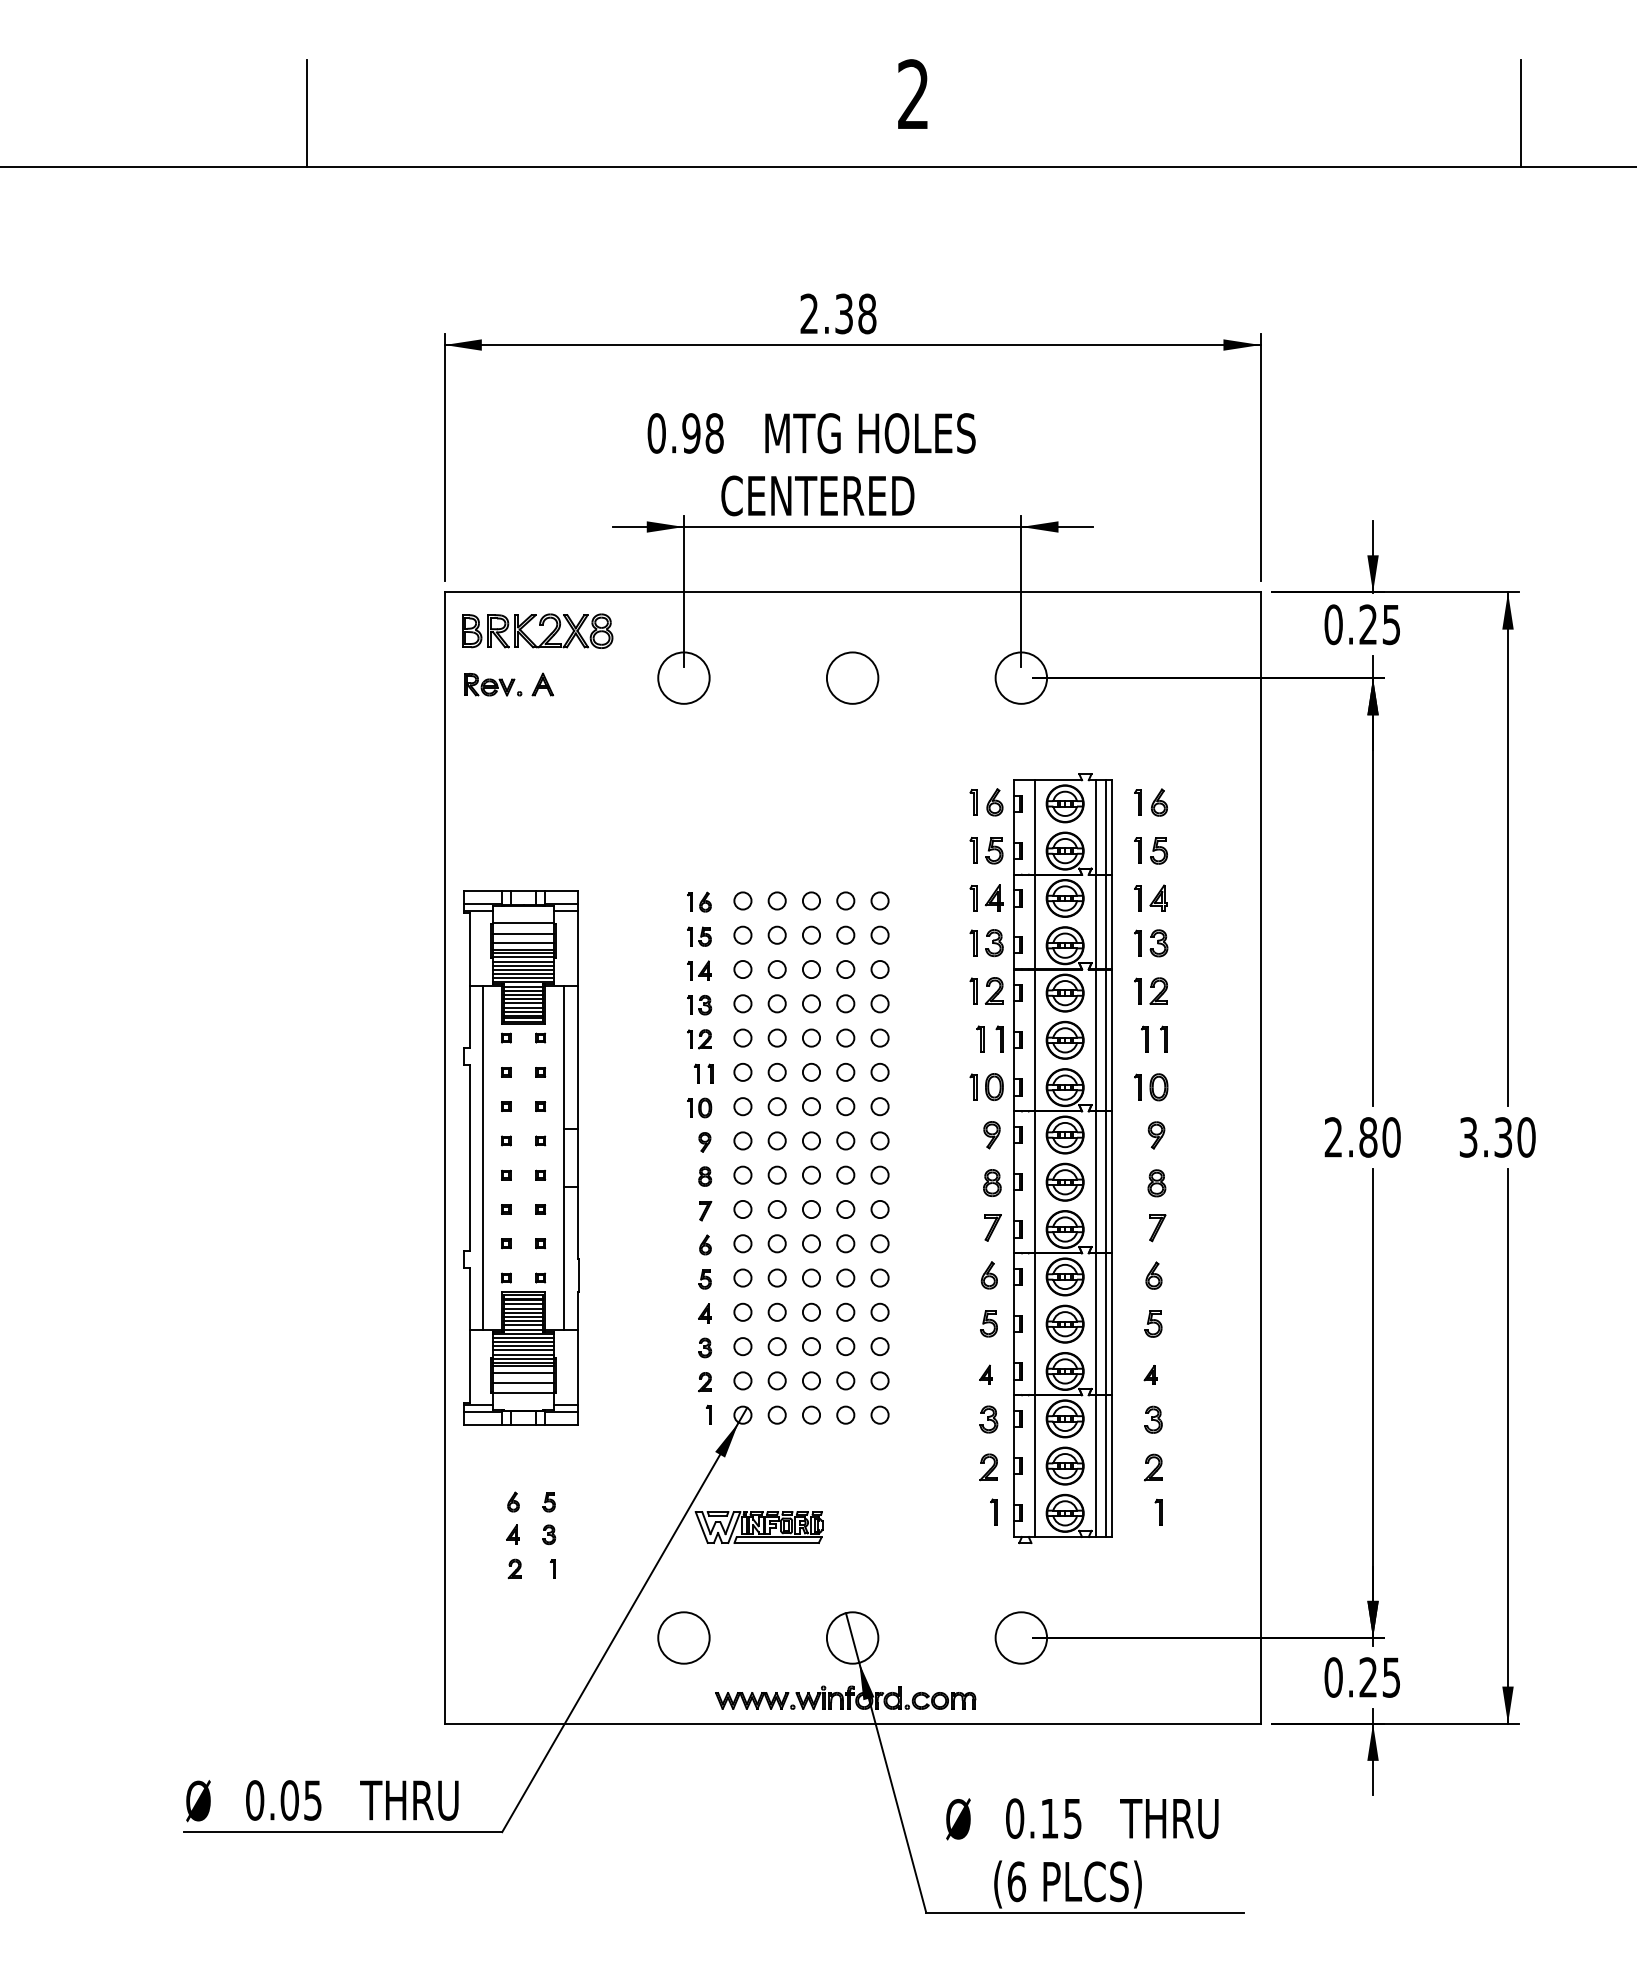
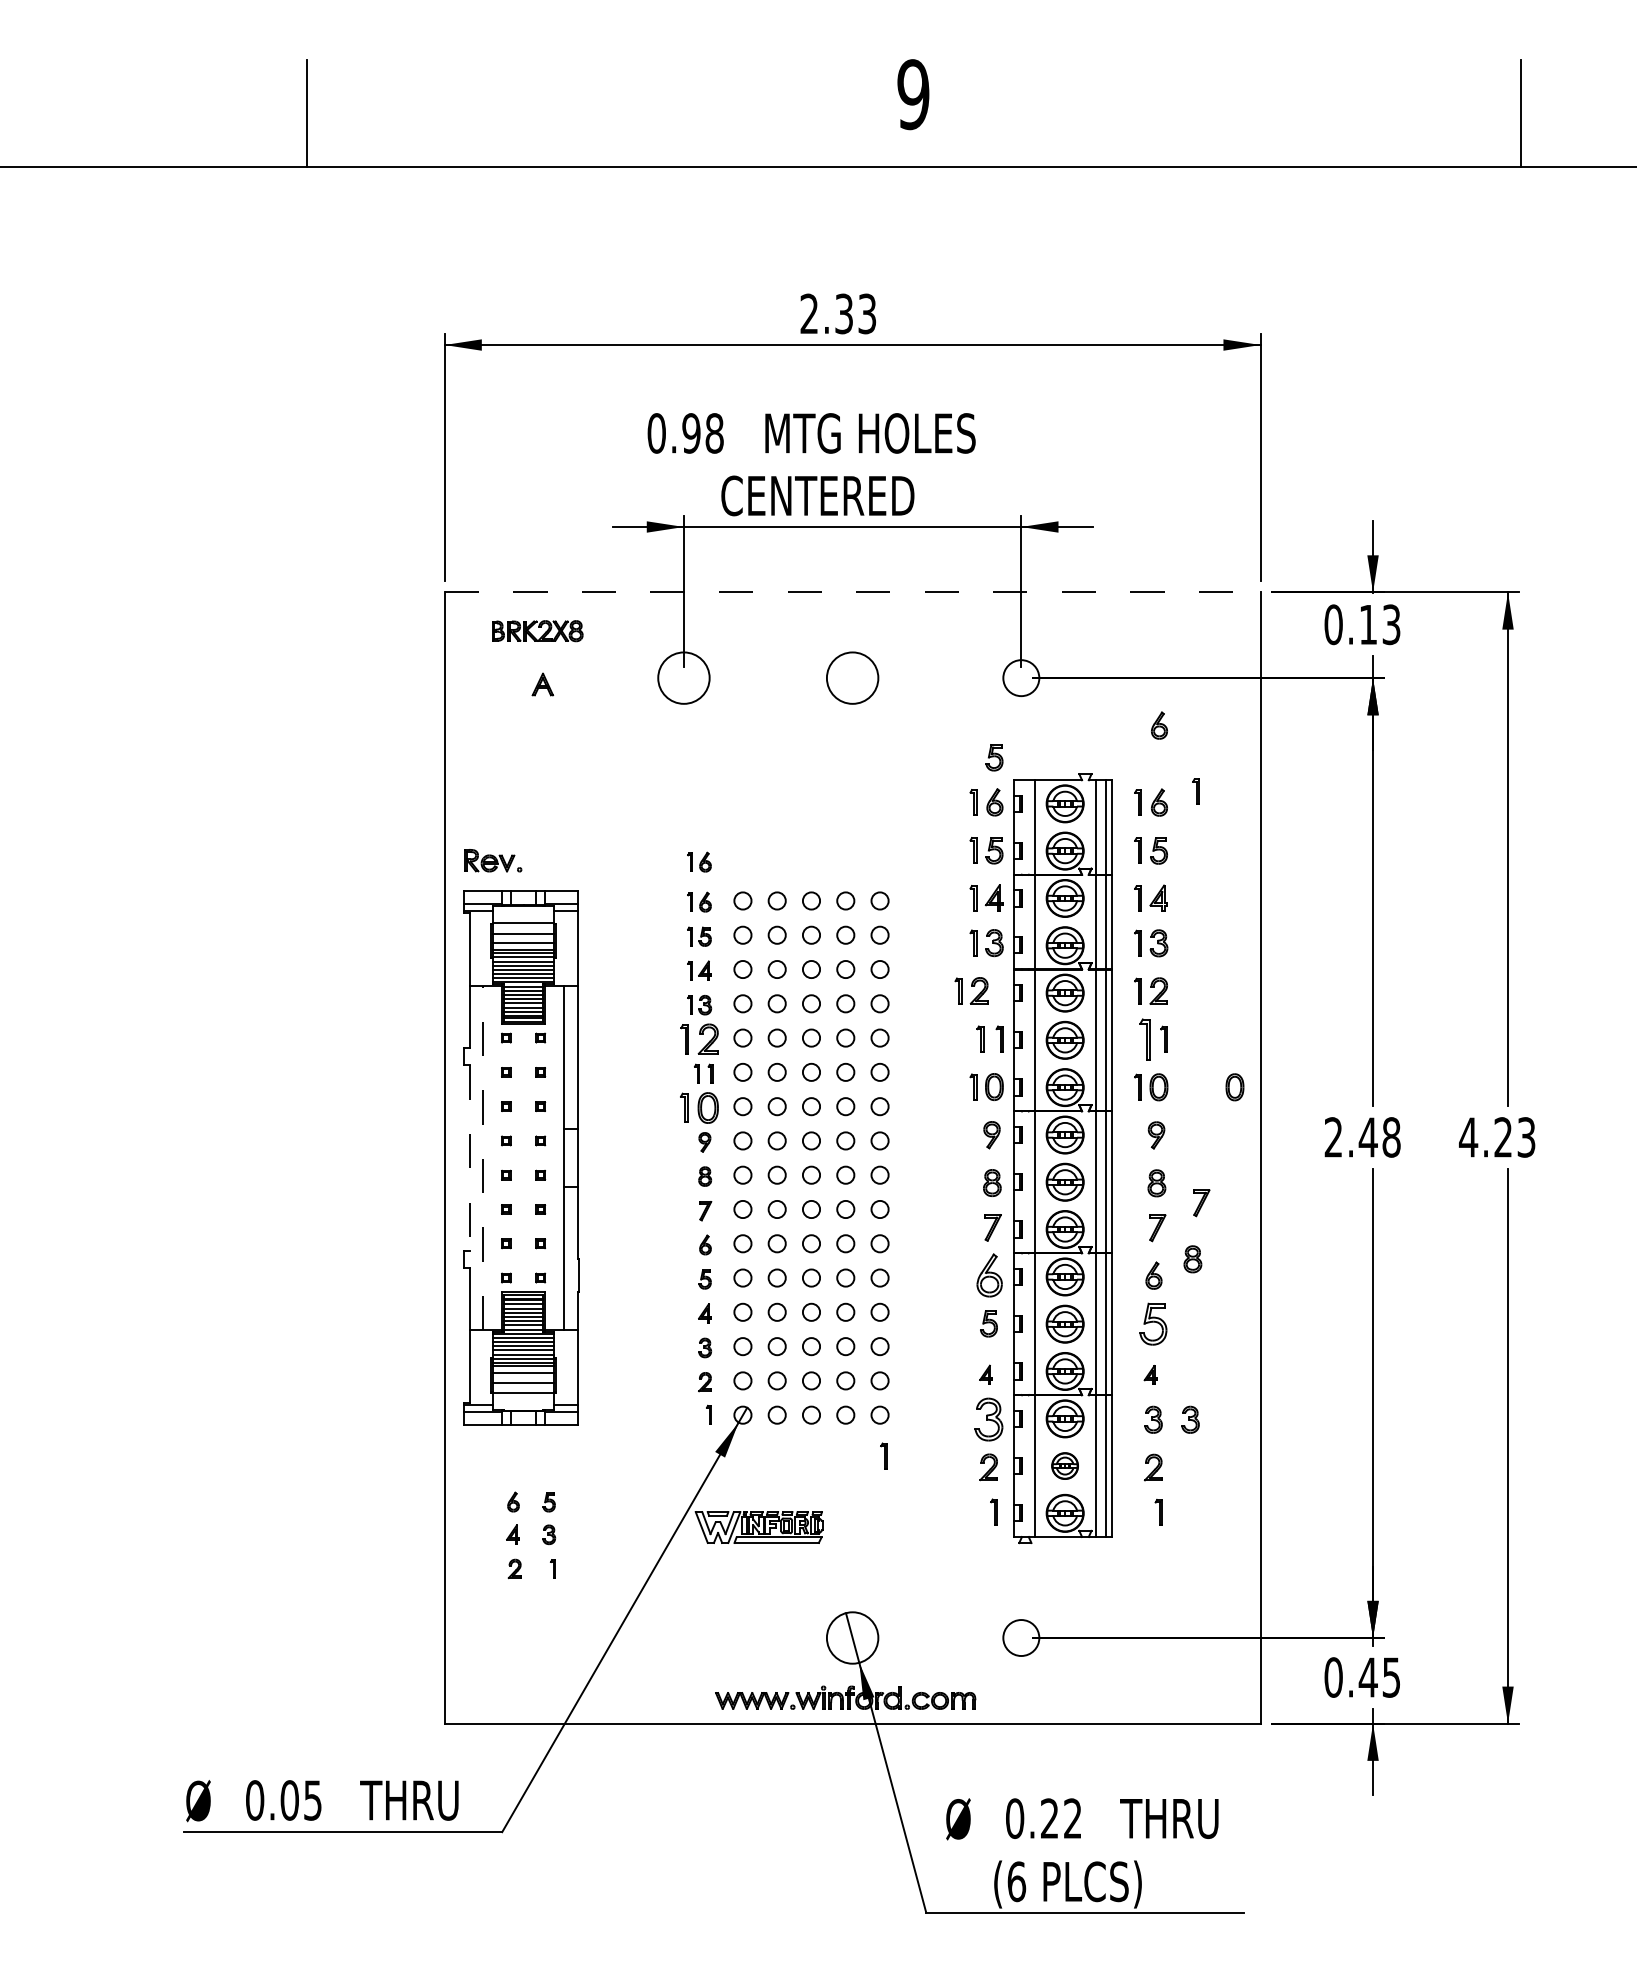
text: 2 -> 9 (913, 94)
text: 2.38 -> 2.33 (867, 313)
line: solid -> dashed (852, 592)
text: 0.25 -> 0.13 (1379, 624)
part size: 152x36 px -> 92x23 px (537, 631)
circle diameter: 51 px -> 36 px (1021, 678)
part position: (493, 684) -> (493, 860) (493, 860)
part: none -> present (1159, 725)
part: none -> present (994, 757)
part: none -> present (1195, 791)
part: none -> present (699, 861)
part position: (986, 990) -> (971, 990) (971, 990)
part size: 9x28 px -> 12x43 px (1144, 1039)
part size: 25x21 px -> 39x32 px (699, 1038)
part: none -> present (1234, 1087)
part size: 26x22 px -> 39x32 px (699, 1107)
text: 2.80 -> 2.48 (1379, 1137)
text: 3.30 -> 4.23 (1496, 1137)
line: solid -> dashed (483, 1157)
line: solid -> dashed (469, 1158)
part: none -> present (1201, 1203)
part: none -> present (1192, 1259)
part size: 18x29 px -> 27x45 px (989, 1275)
part size: 19x28 px -> 29x44 px (1153, 1323)
part size: 20x29 px -> 30x45 px (988, 1419)
part: none -> present (1190, 1419)
part: none -> present (883, 1455)
part size: 40x40 px -> 28x28 px (1064, 1465)
circle: present -> none (683, 1637)
circle diameter: 51 px -> 36 px (1021, 1638)
text: 0.25 -> 0.45 (1367, 1677)
text: 0.15 -> 0.22 (1061, 1818)
